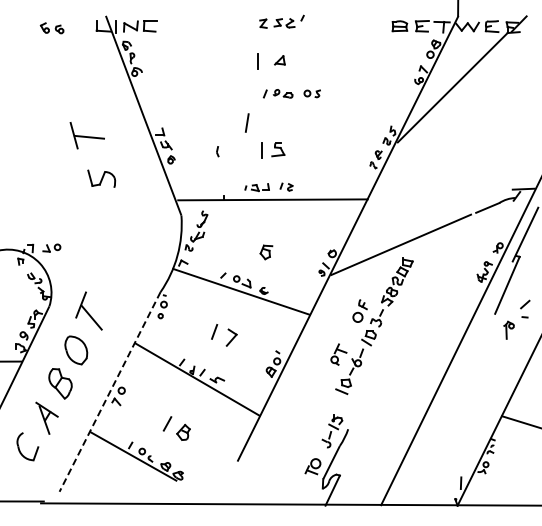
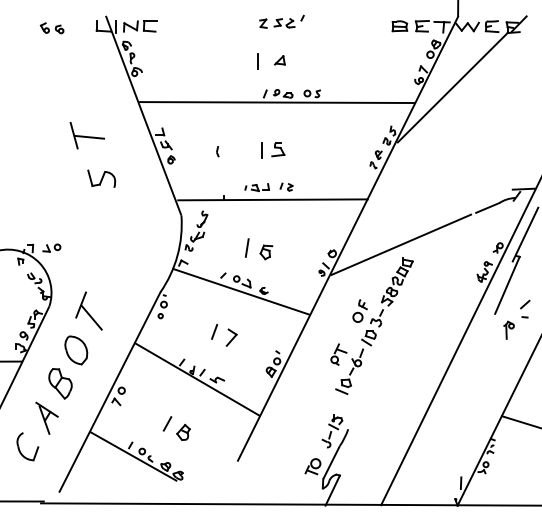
line: none -> present (276, 102)
line position: (246, 122) -> (246, 247) (246, 247)
line: dashed -> solid (110, 391)
